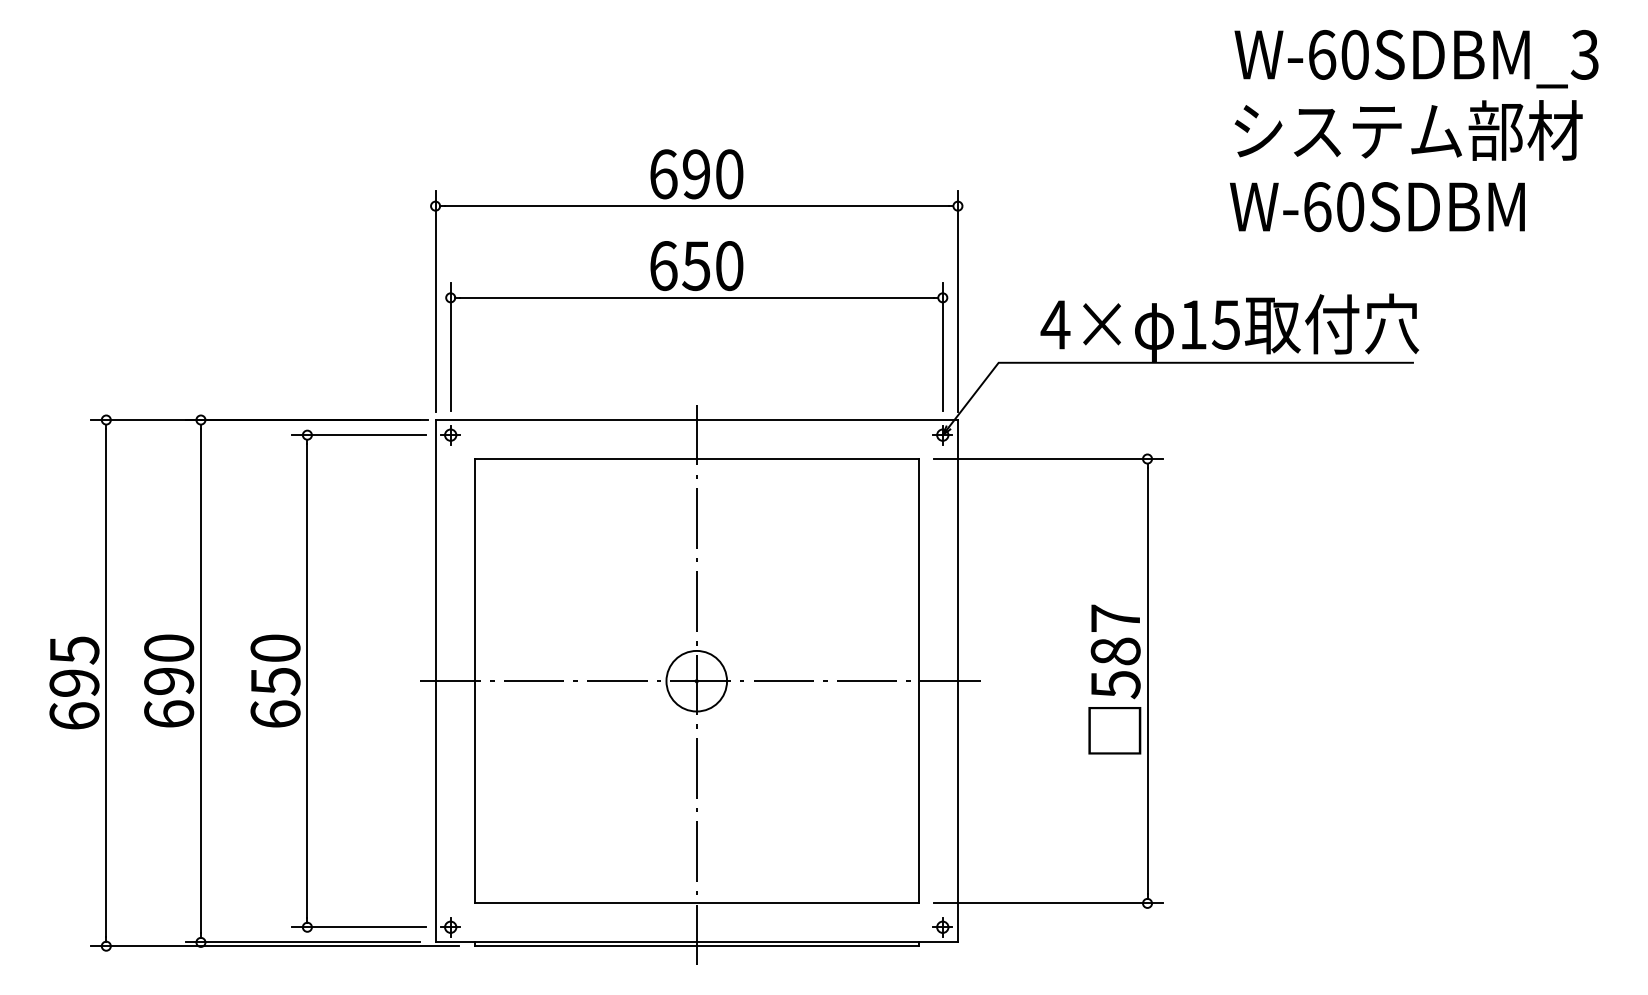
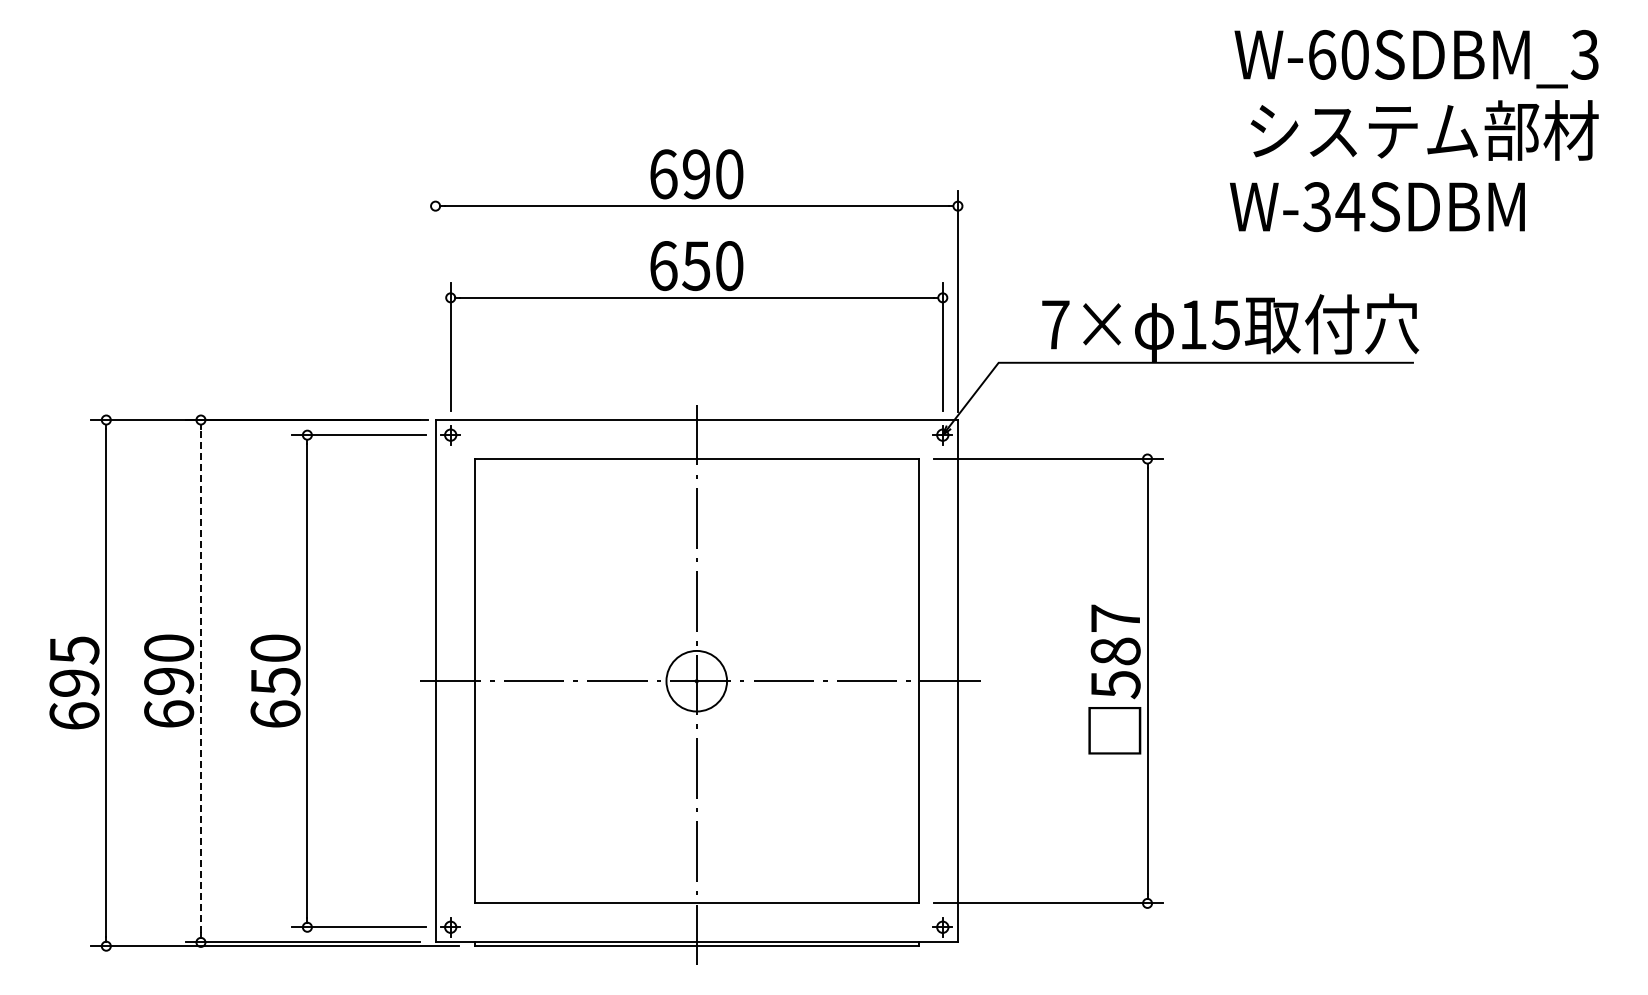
text position: (1408, 130) -> (1424, 130) (1424, 130)
text: W-60SDBM -> W-34SDBM (1334, 207)
line: present -> none (435, 301)
text: 4× -> 7× (1055, 324)
line: solid -> dashed (200, 680)
